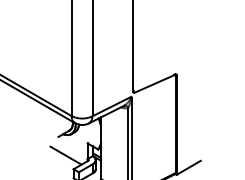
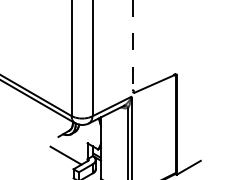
line: solid -> dashed (133, 46)
